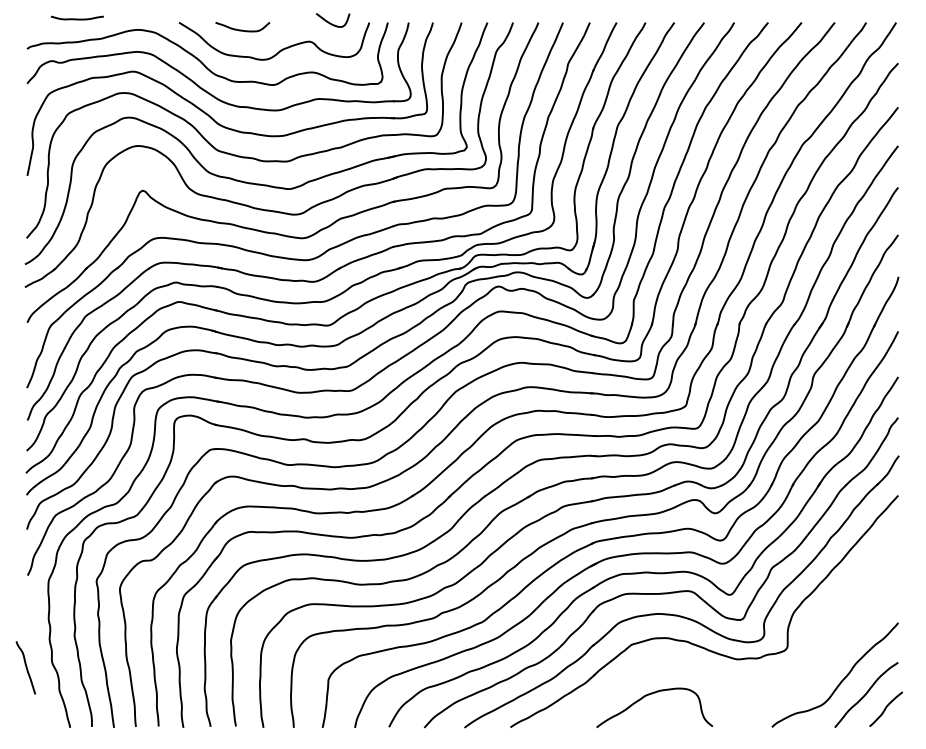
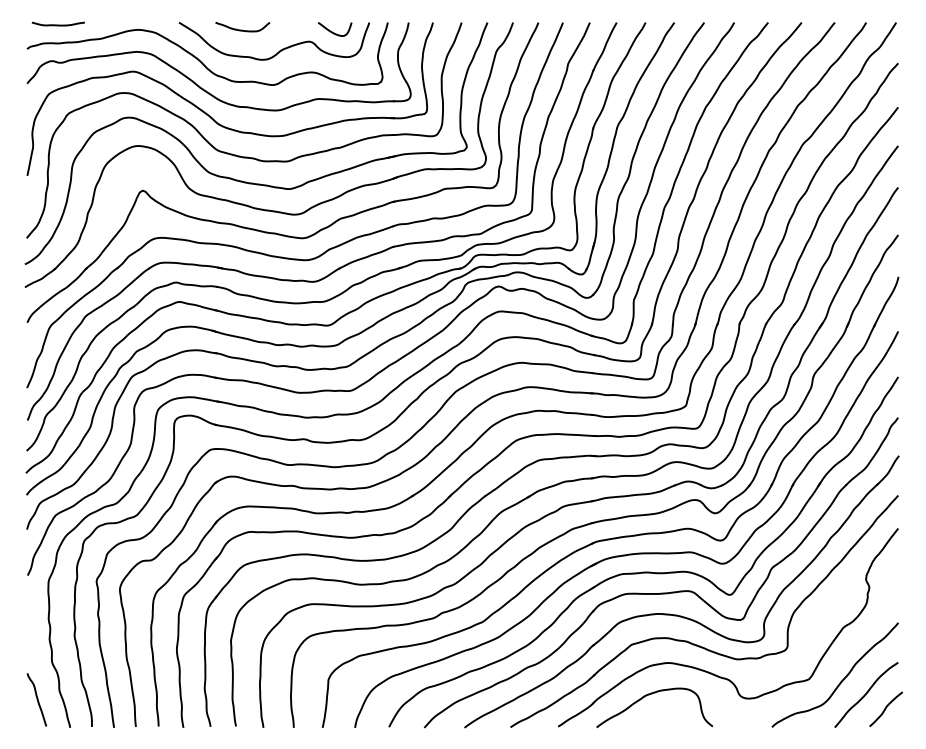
curve position: (76, 18) -> (57, 24) (57, 24)
curve position: (330, 22) -> (332, 31) (332, 31)
curve position: (25, 667) -> (36, 699) (36, 699)
part: none -> present (711, 672)
